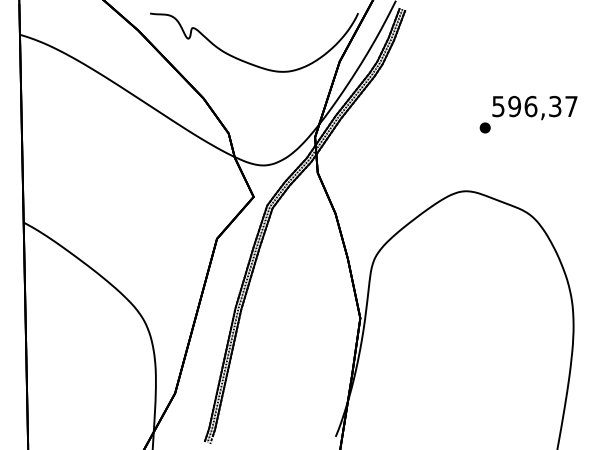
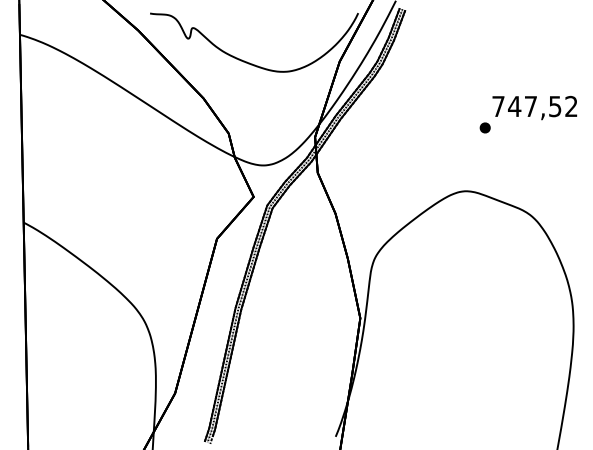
text: 596,37 -> 747,52 (534, 106)
